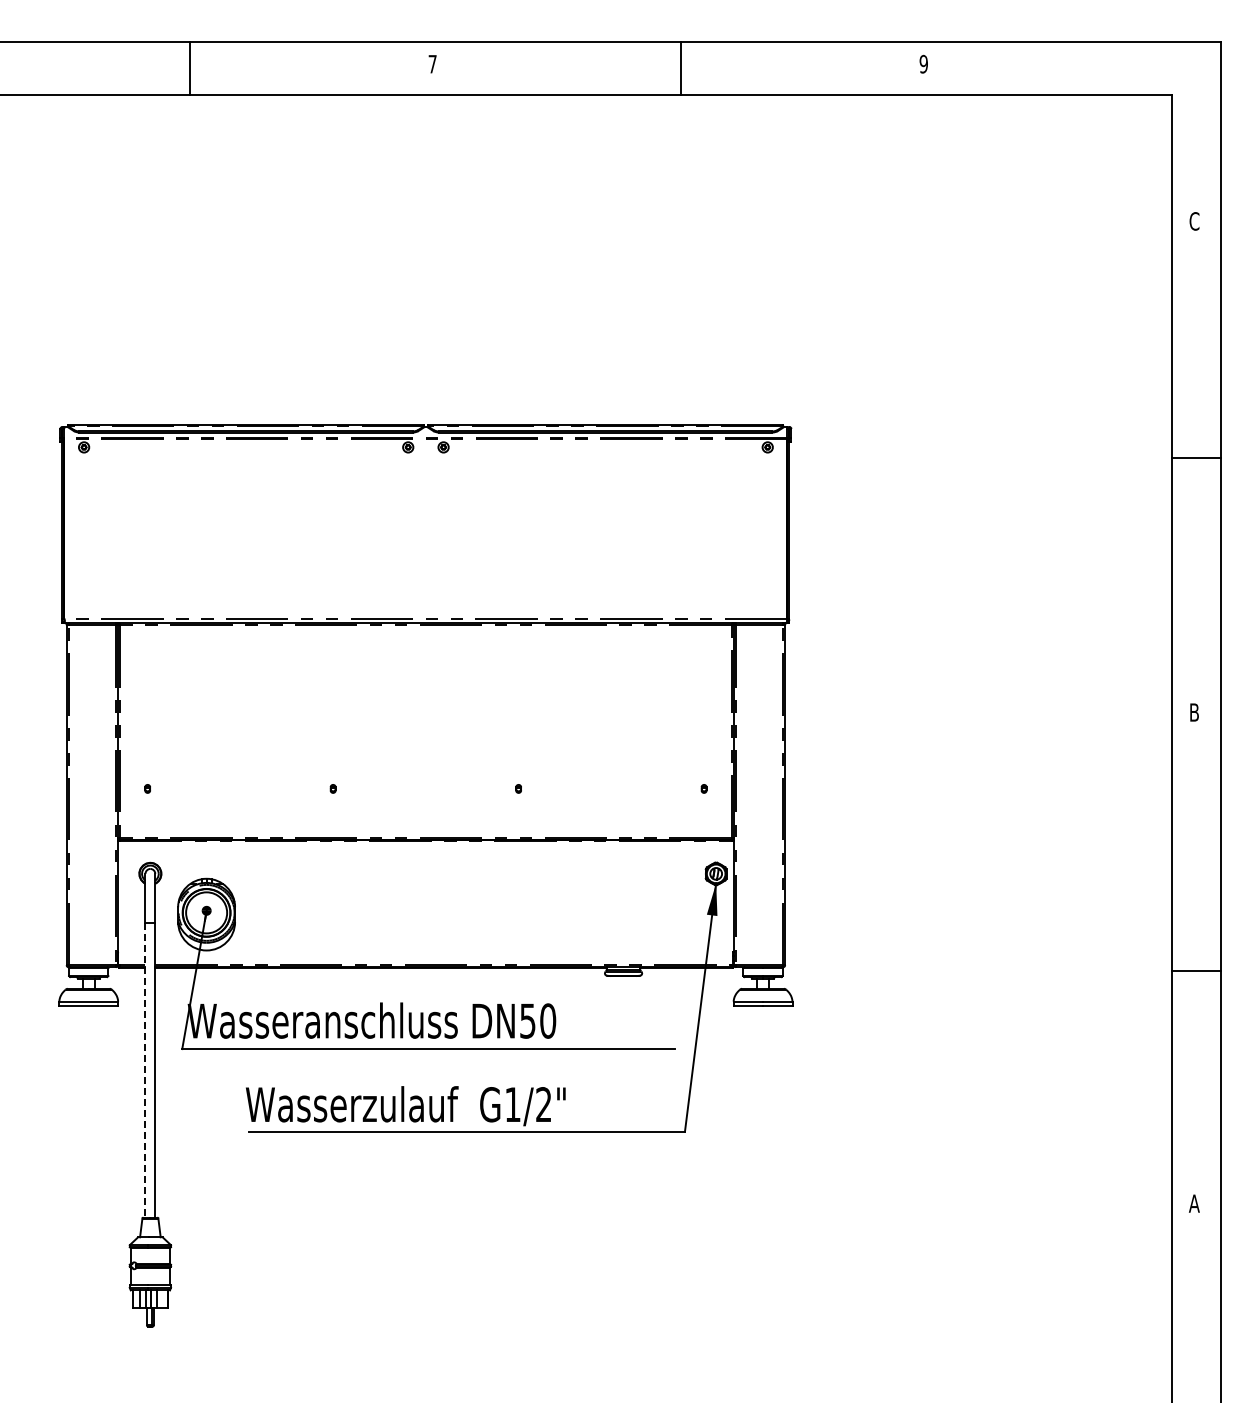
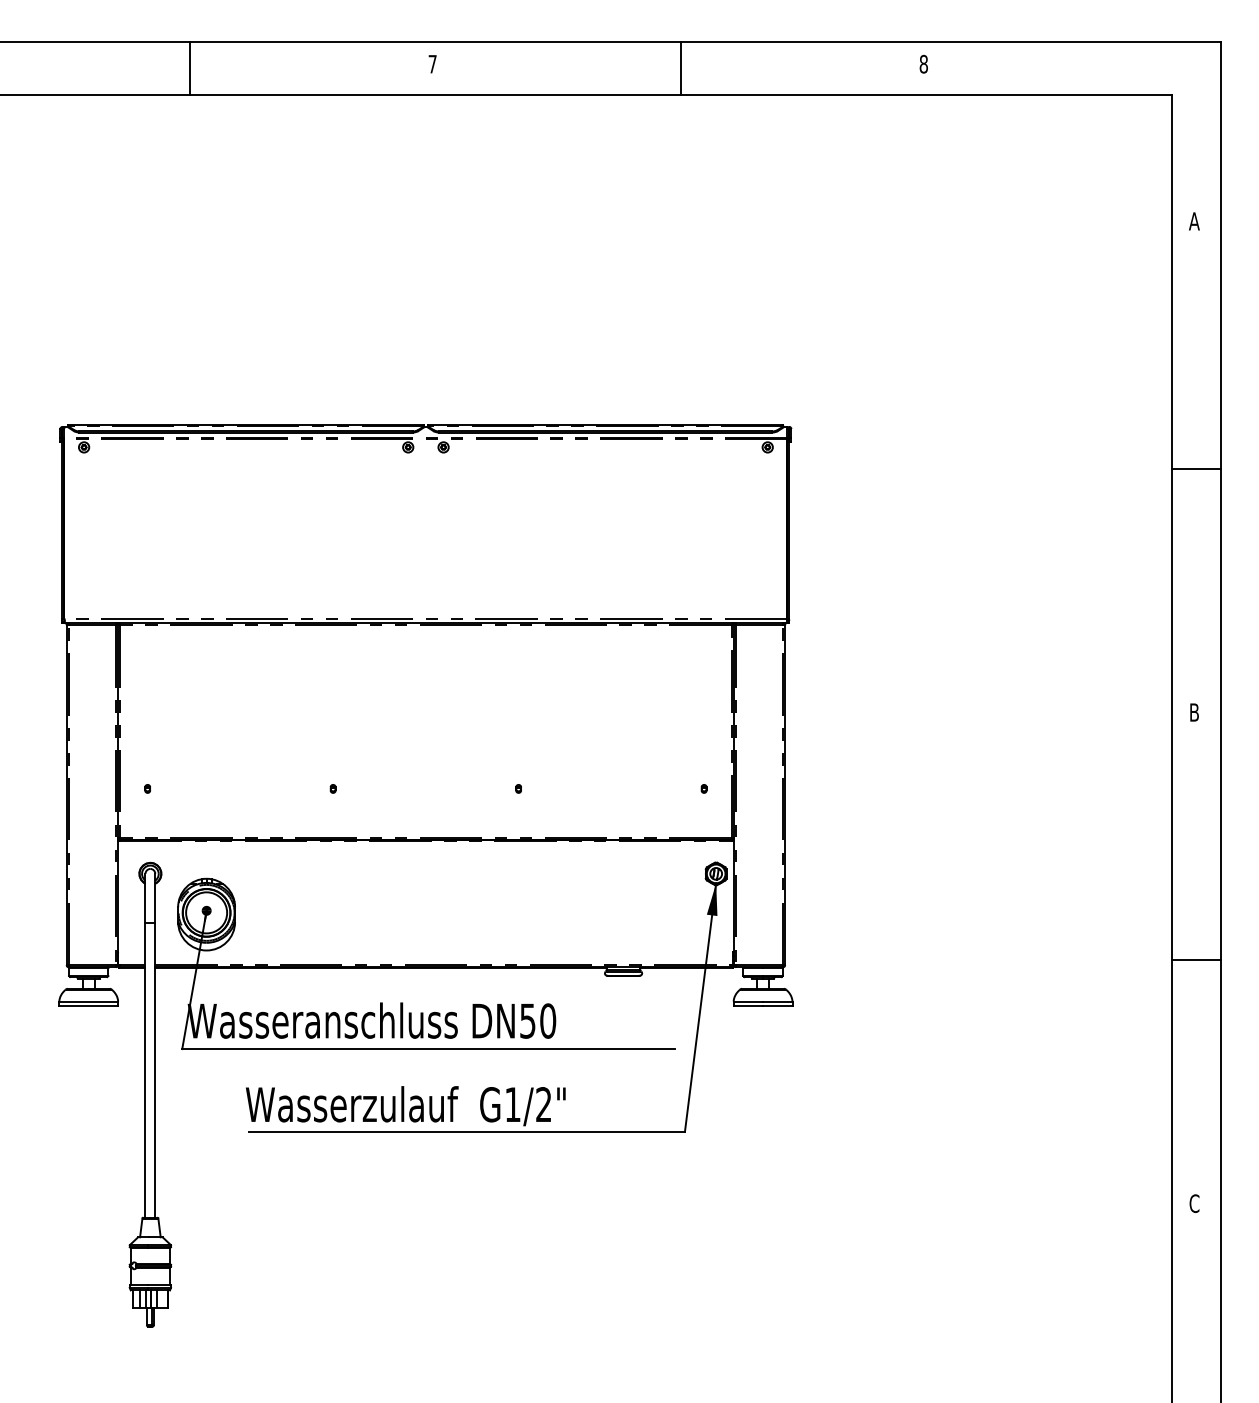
text: 9 -> 8 (923, 64)
text: C -> A (1194, 221)
line position: (1196, 458) -> (1196, 469) (1196, 469)
line position: (1196, 971) -> (1196, 960) (1196, 960)
line: dashed -> solid (145, 1070)
text: A -> C (1193, 1203)
